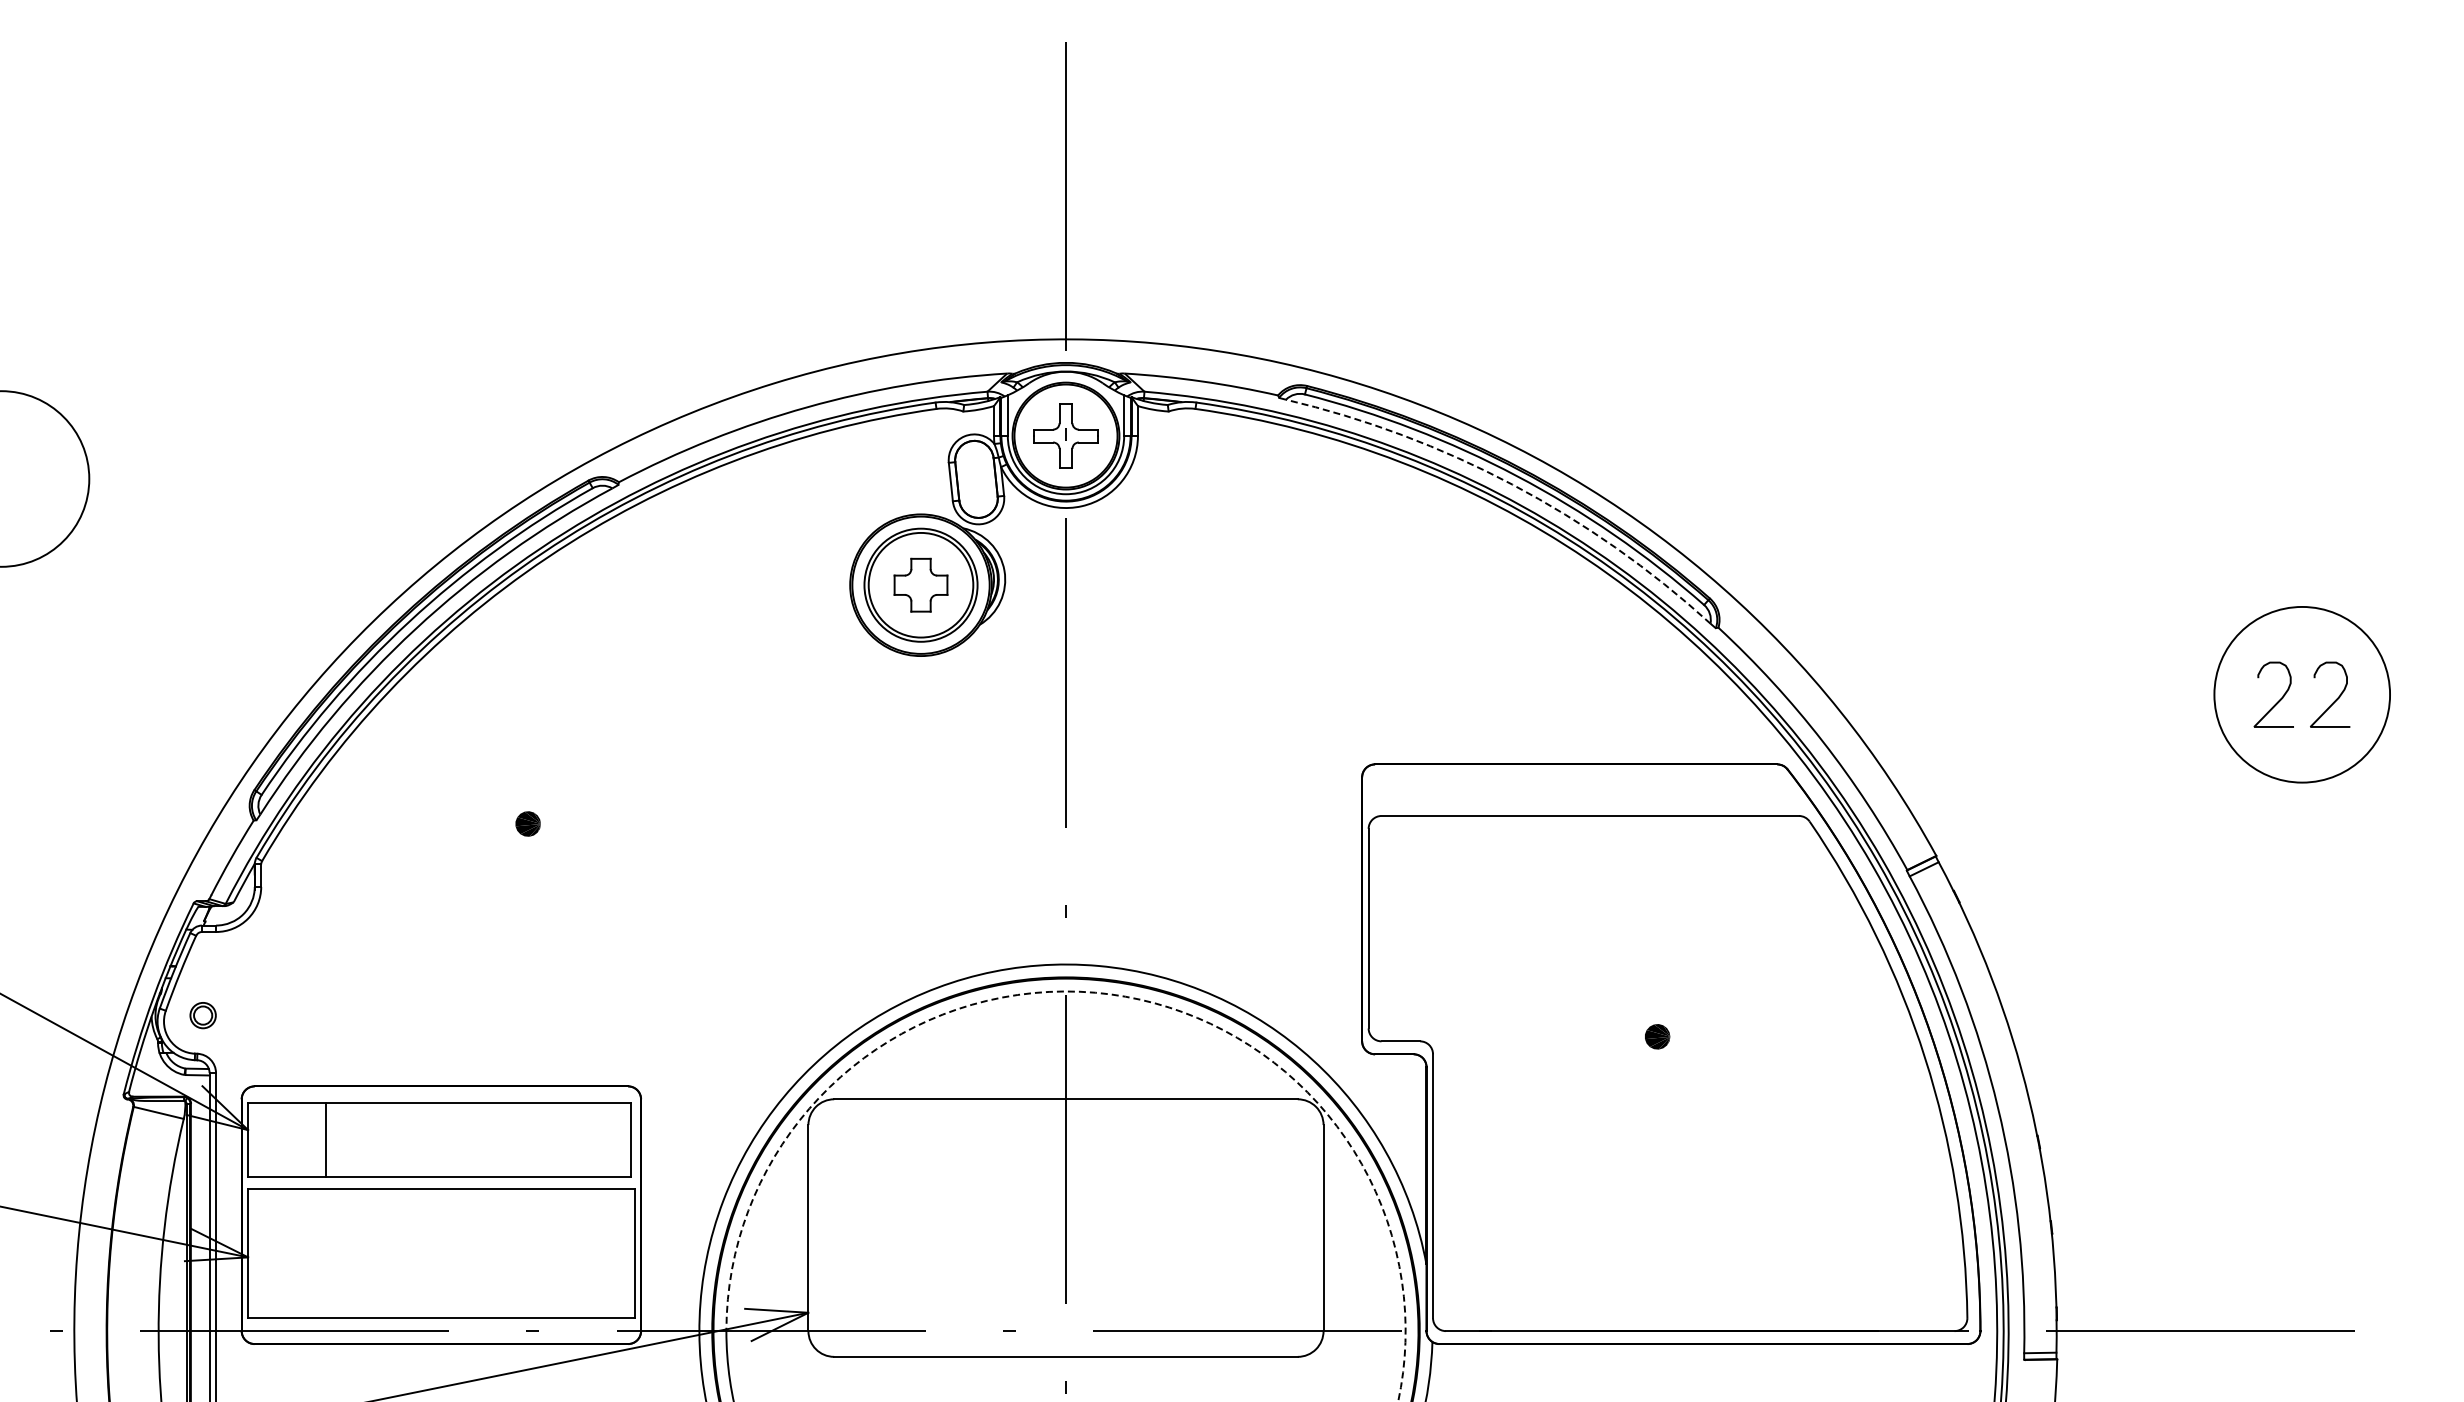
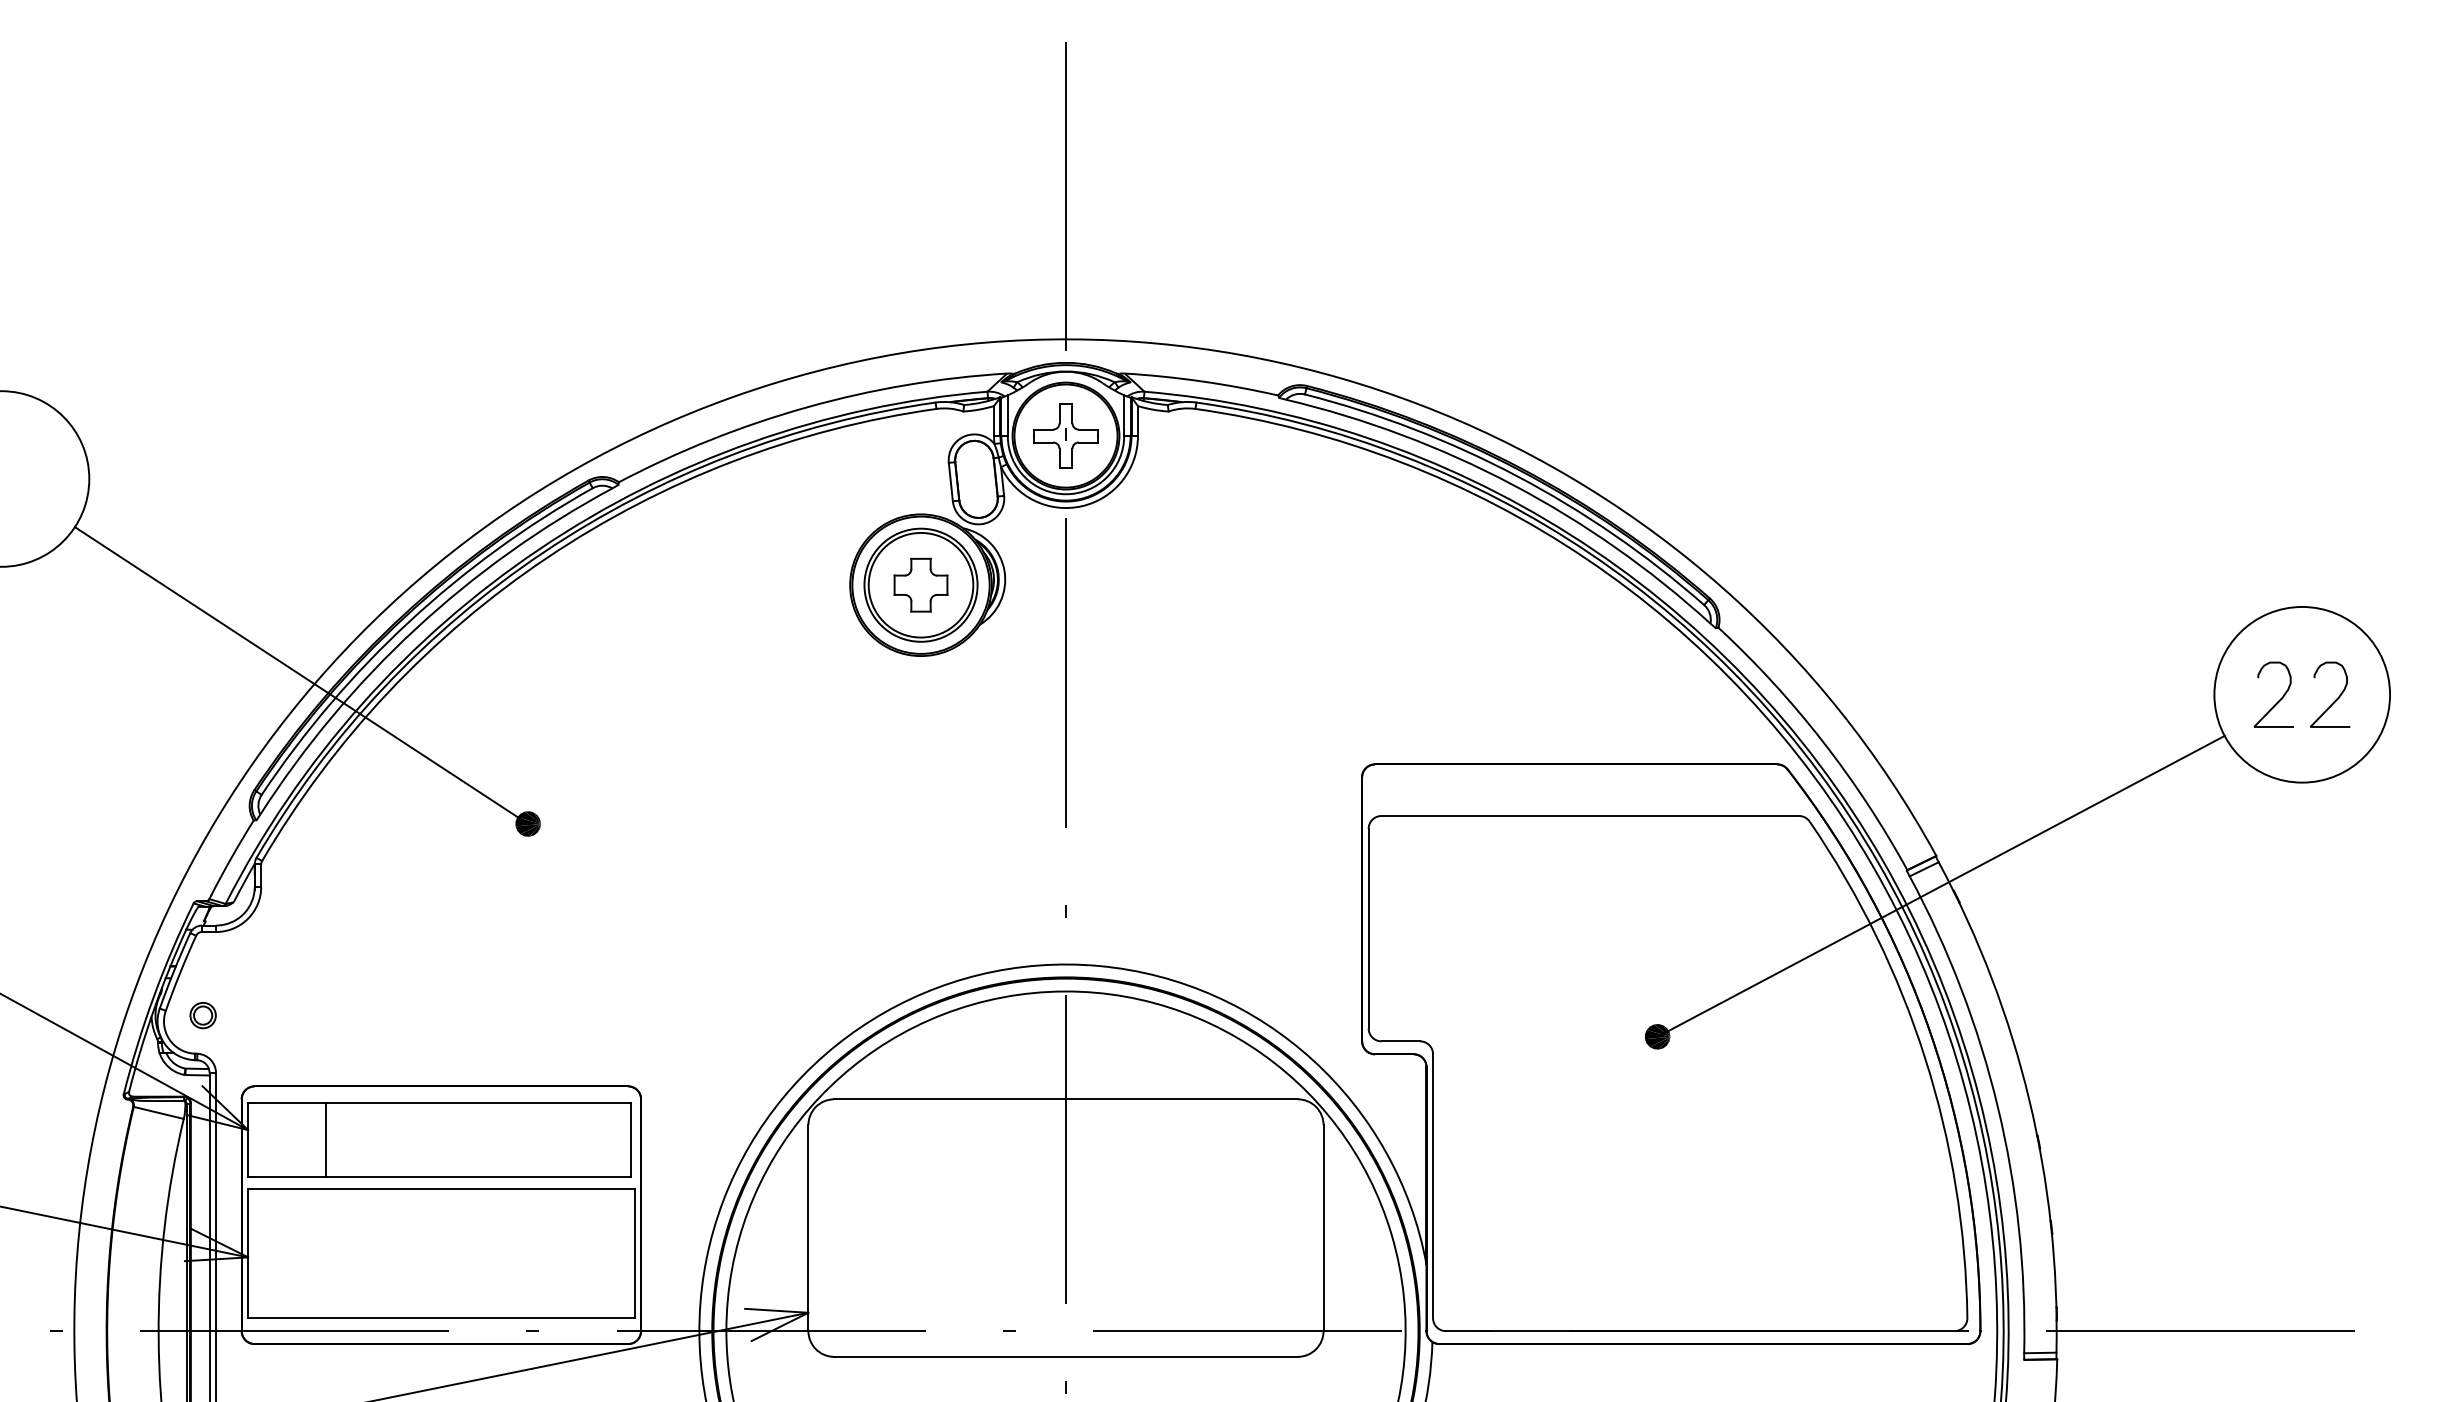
arc: dashed -> solid (1512, 484)
line: none -> present (301, 675)
line: none -> present (1940, 885)
arc: dashed -> solid (1100, 993)
